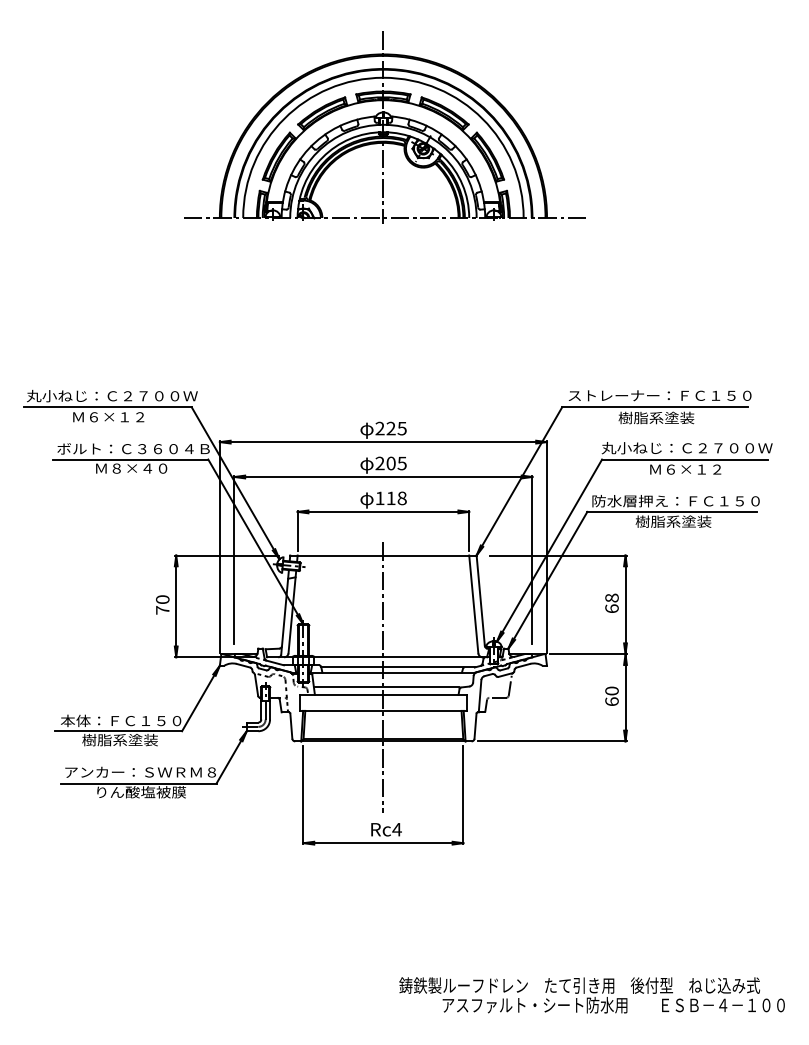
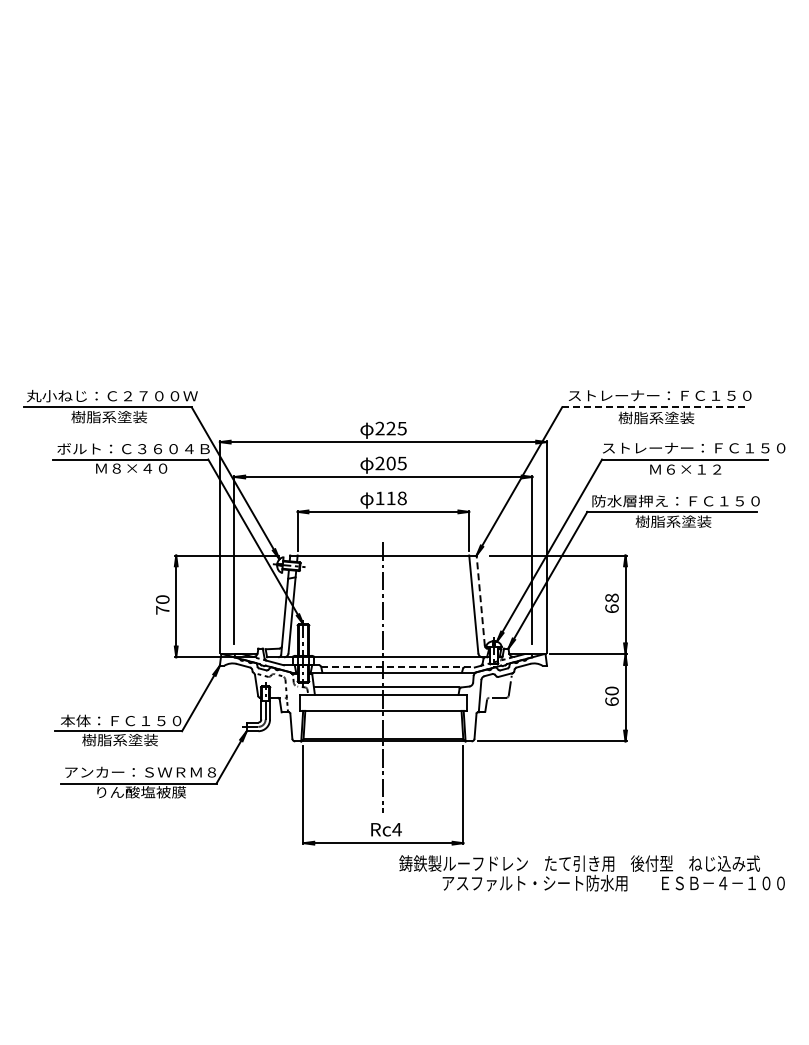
part: present -> none (384, 127)
line: solid -> dashed (655, 407)
text: Ｍ６×１２ -> 樹脂系塗装 (108, 416)
text: 丸小ねじ：Ｃ２７００Ｗ -> ストレーナー：ＦＣ１５０ (693, 448)
line: solid -> dashed (480, 600)
line: solid -> dashed (398, 667)
text position: (591, 995) -> (591, 873) (591, 873)
